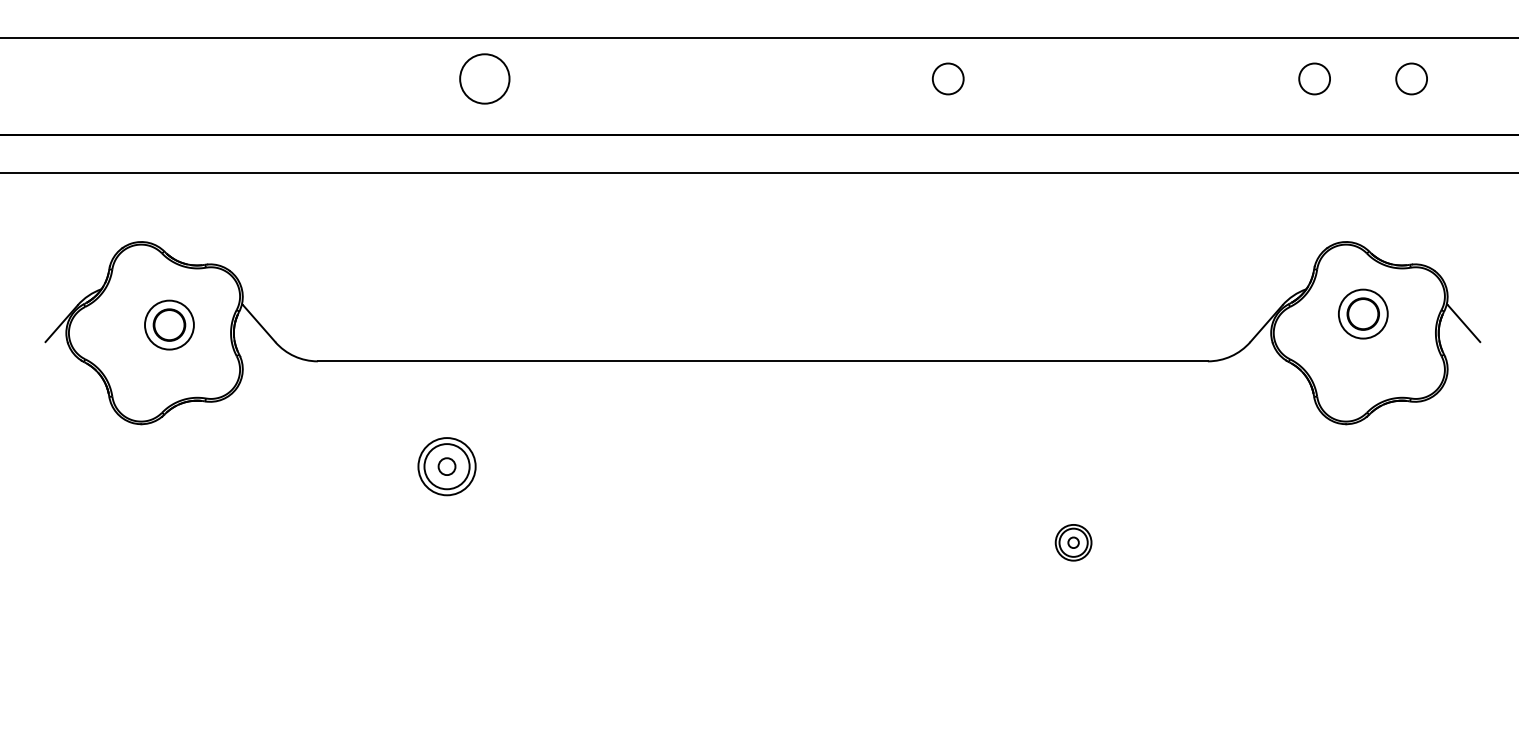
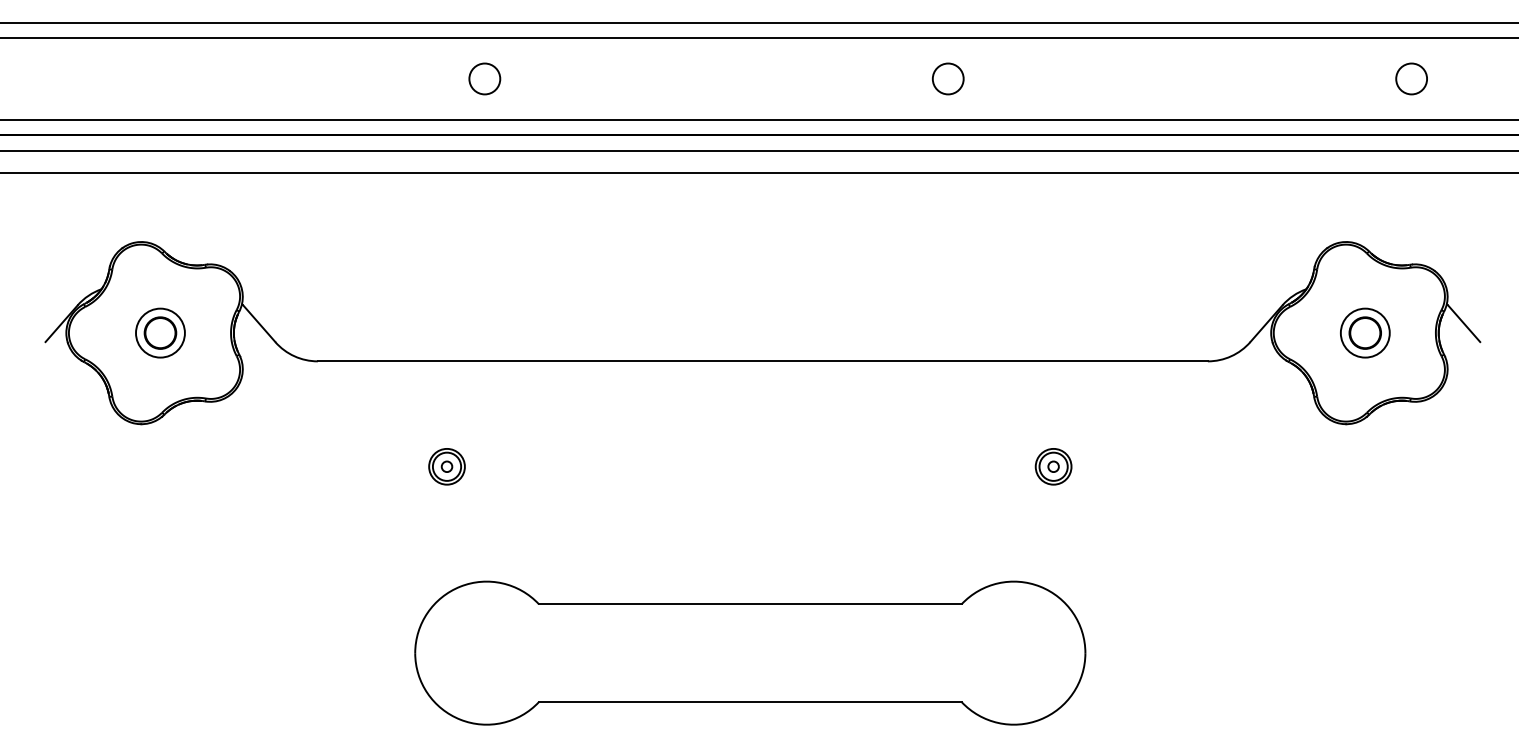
line: none -> present (758, 22)
circle diameter: 49 px -> 31 px (484, 78)
circle: present -> none (1314, 78)
line: none -> present (758, 120)
line: none -> present (758, 150)
part position: (1363, 313) -> (1365, 332) (1365, 332)
part position: (169, 324) -> (160, 332) (160, 332)
part size: 60x60 px -> 38x38 px (446, 466)
part position: (1073, 542) -> (1053, 466) (1053, 466)
part: none -> present (750, 652)
